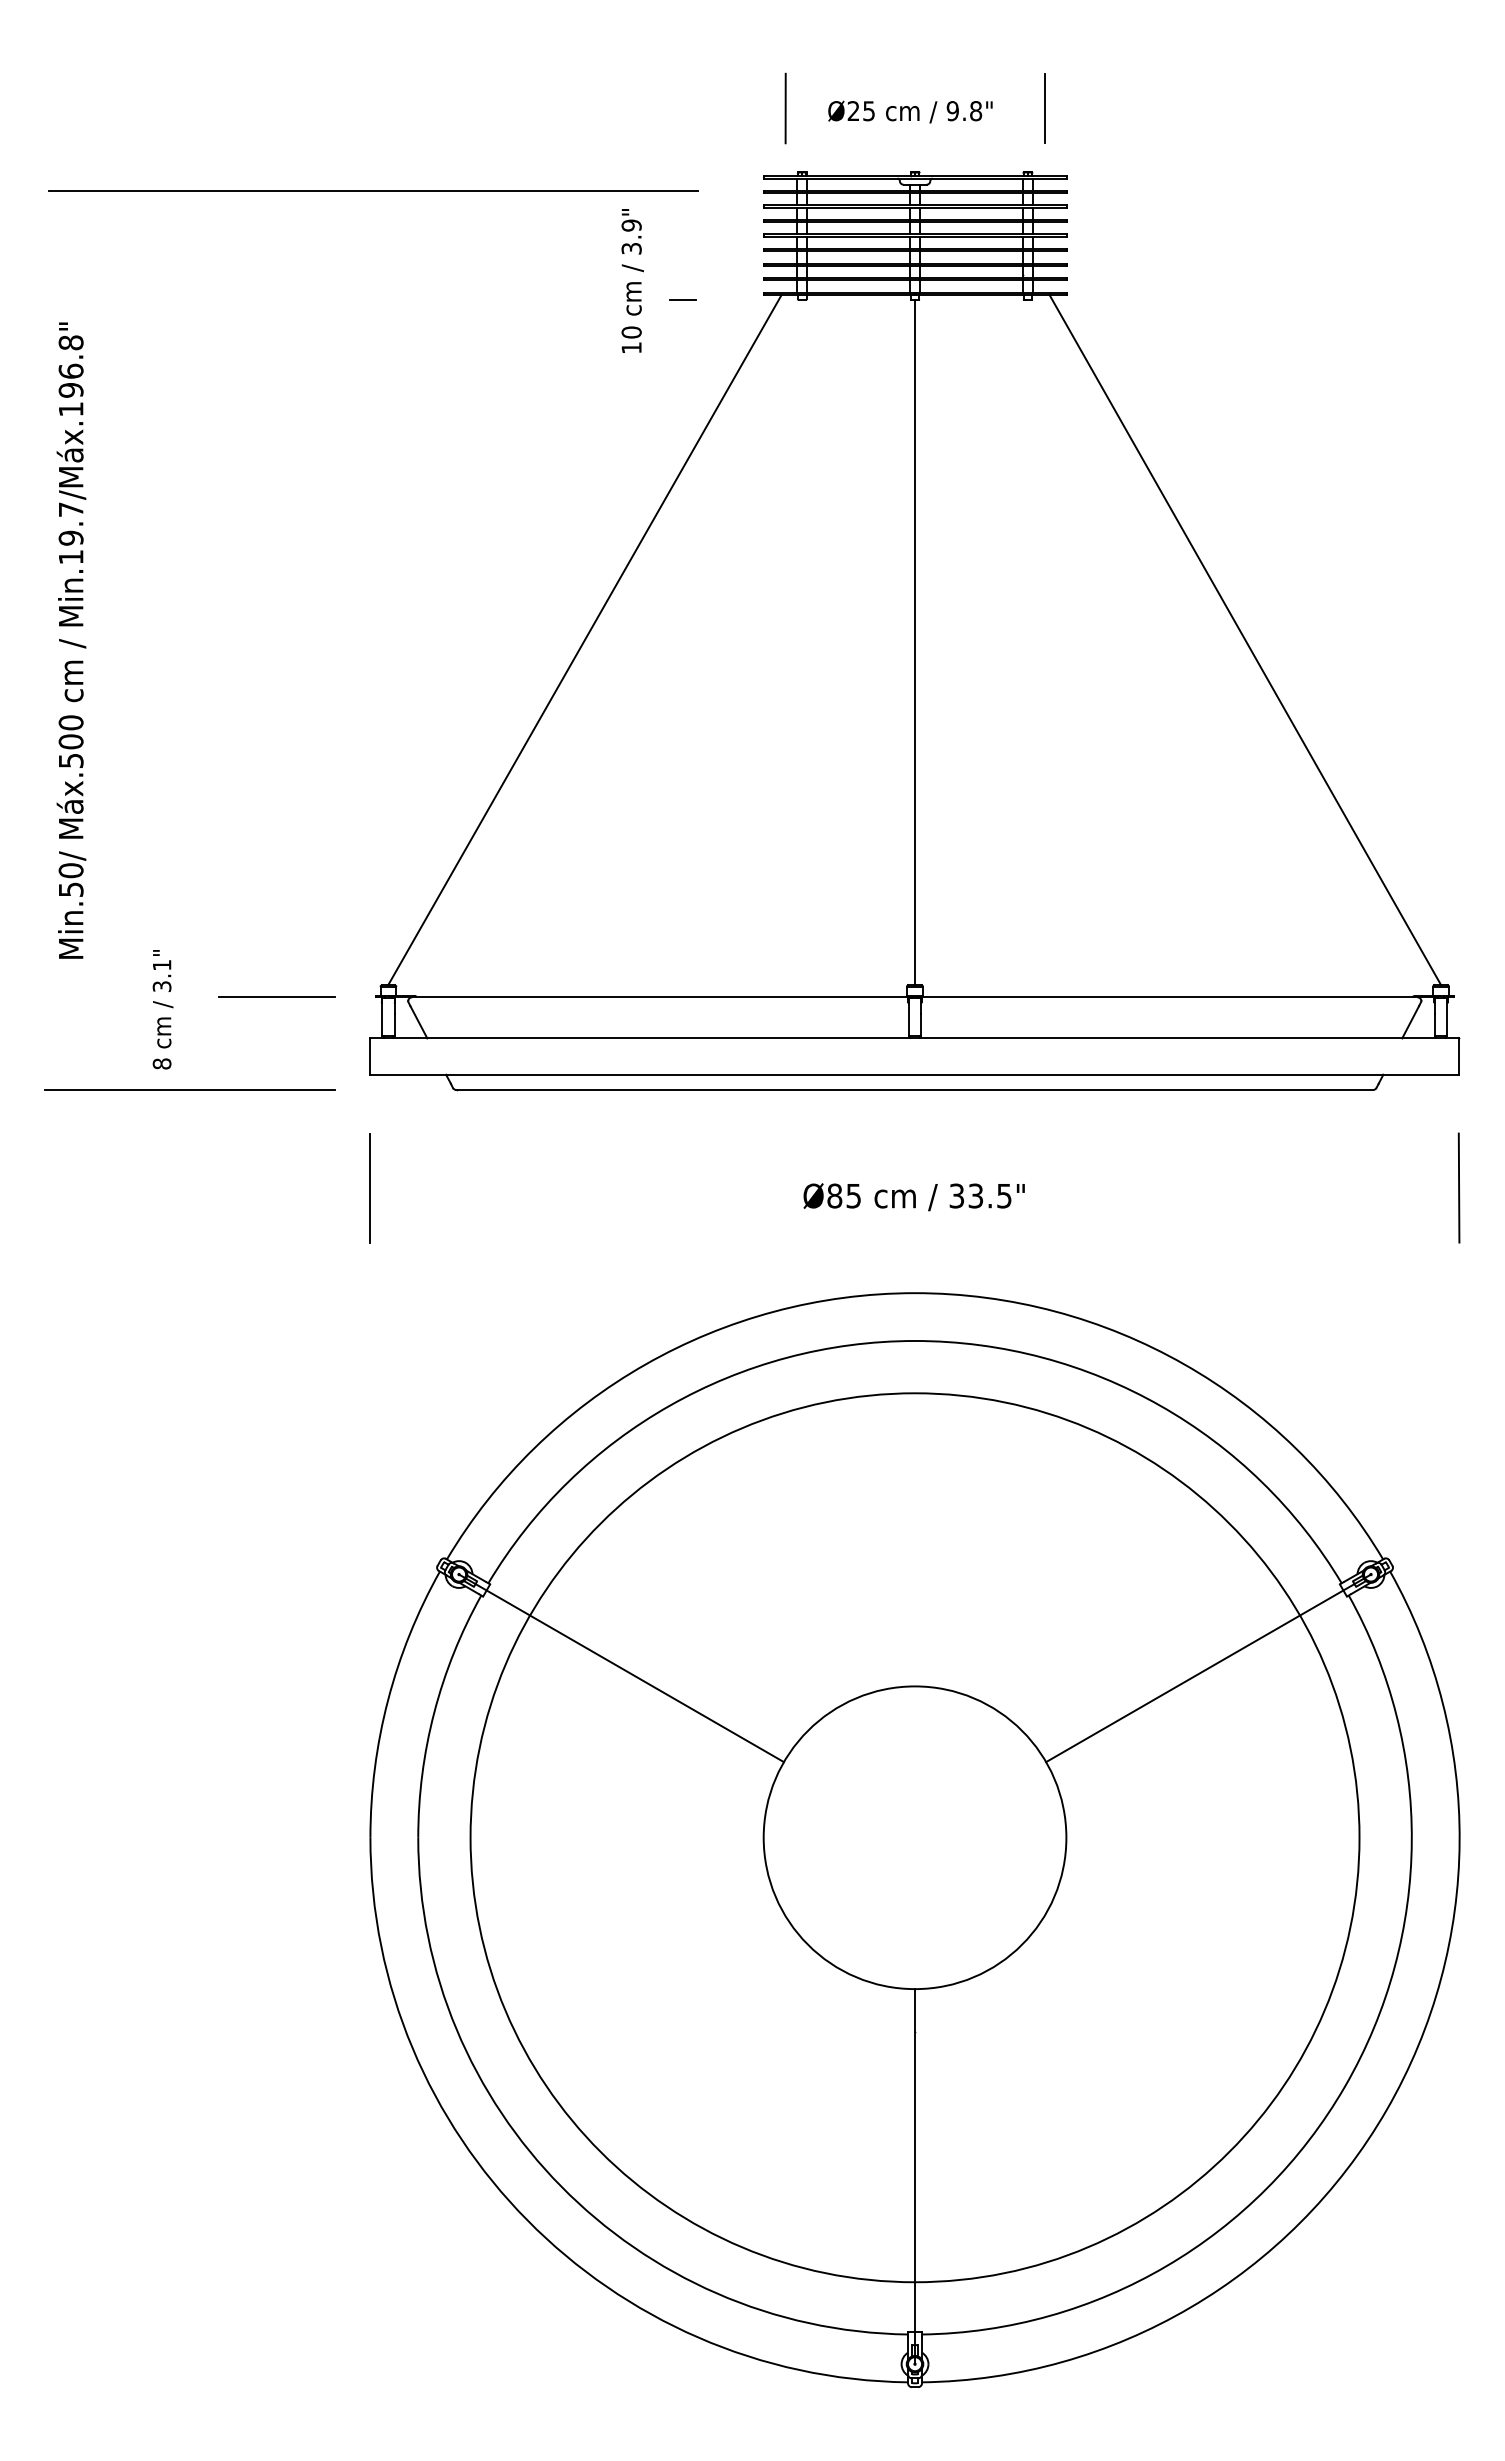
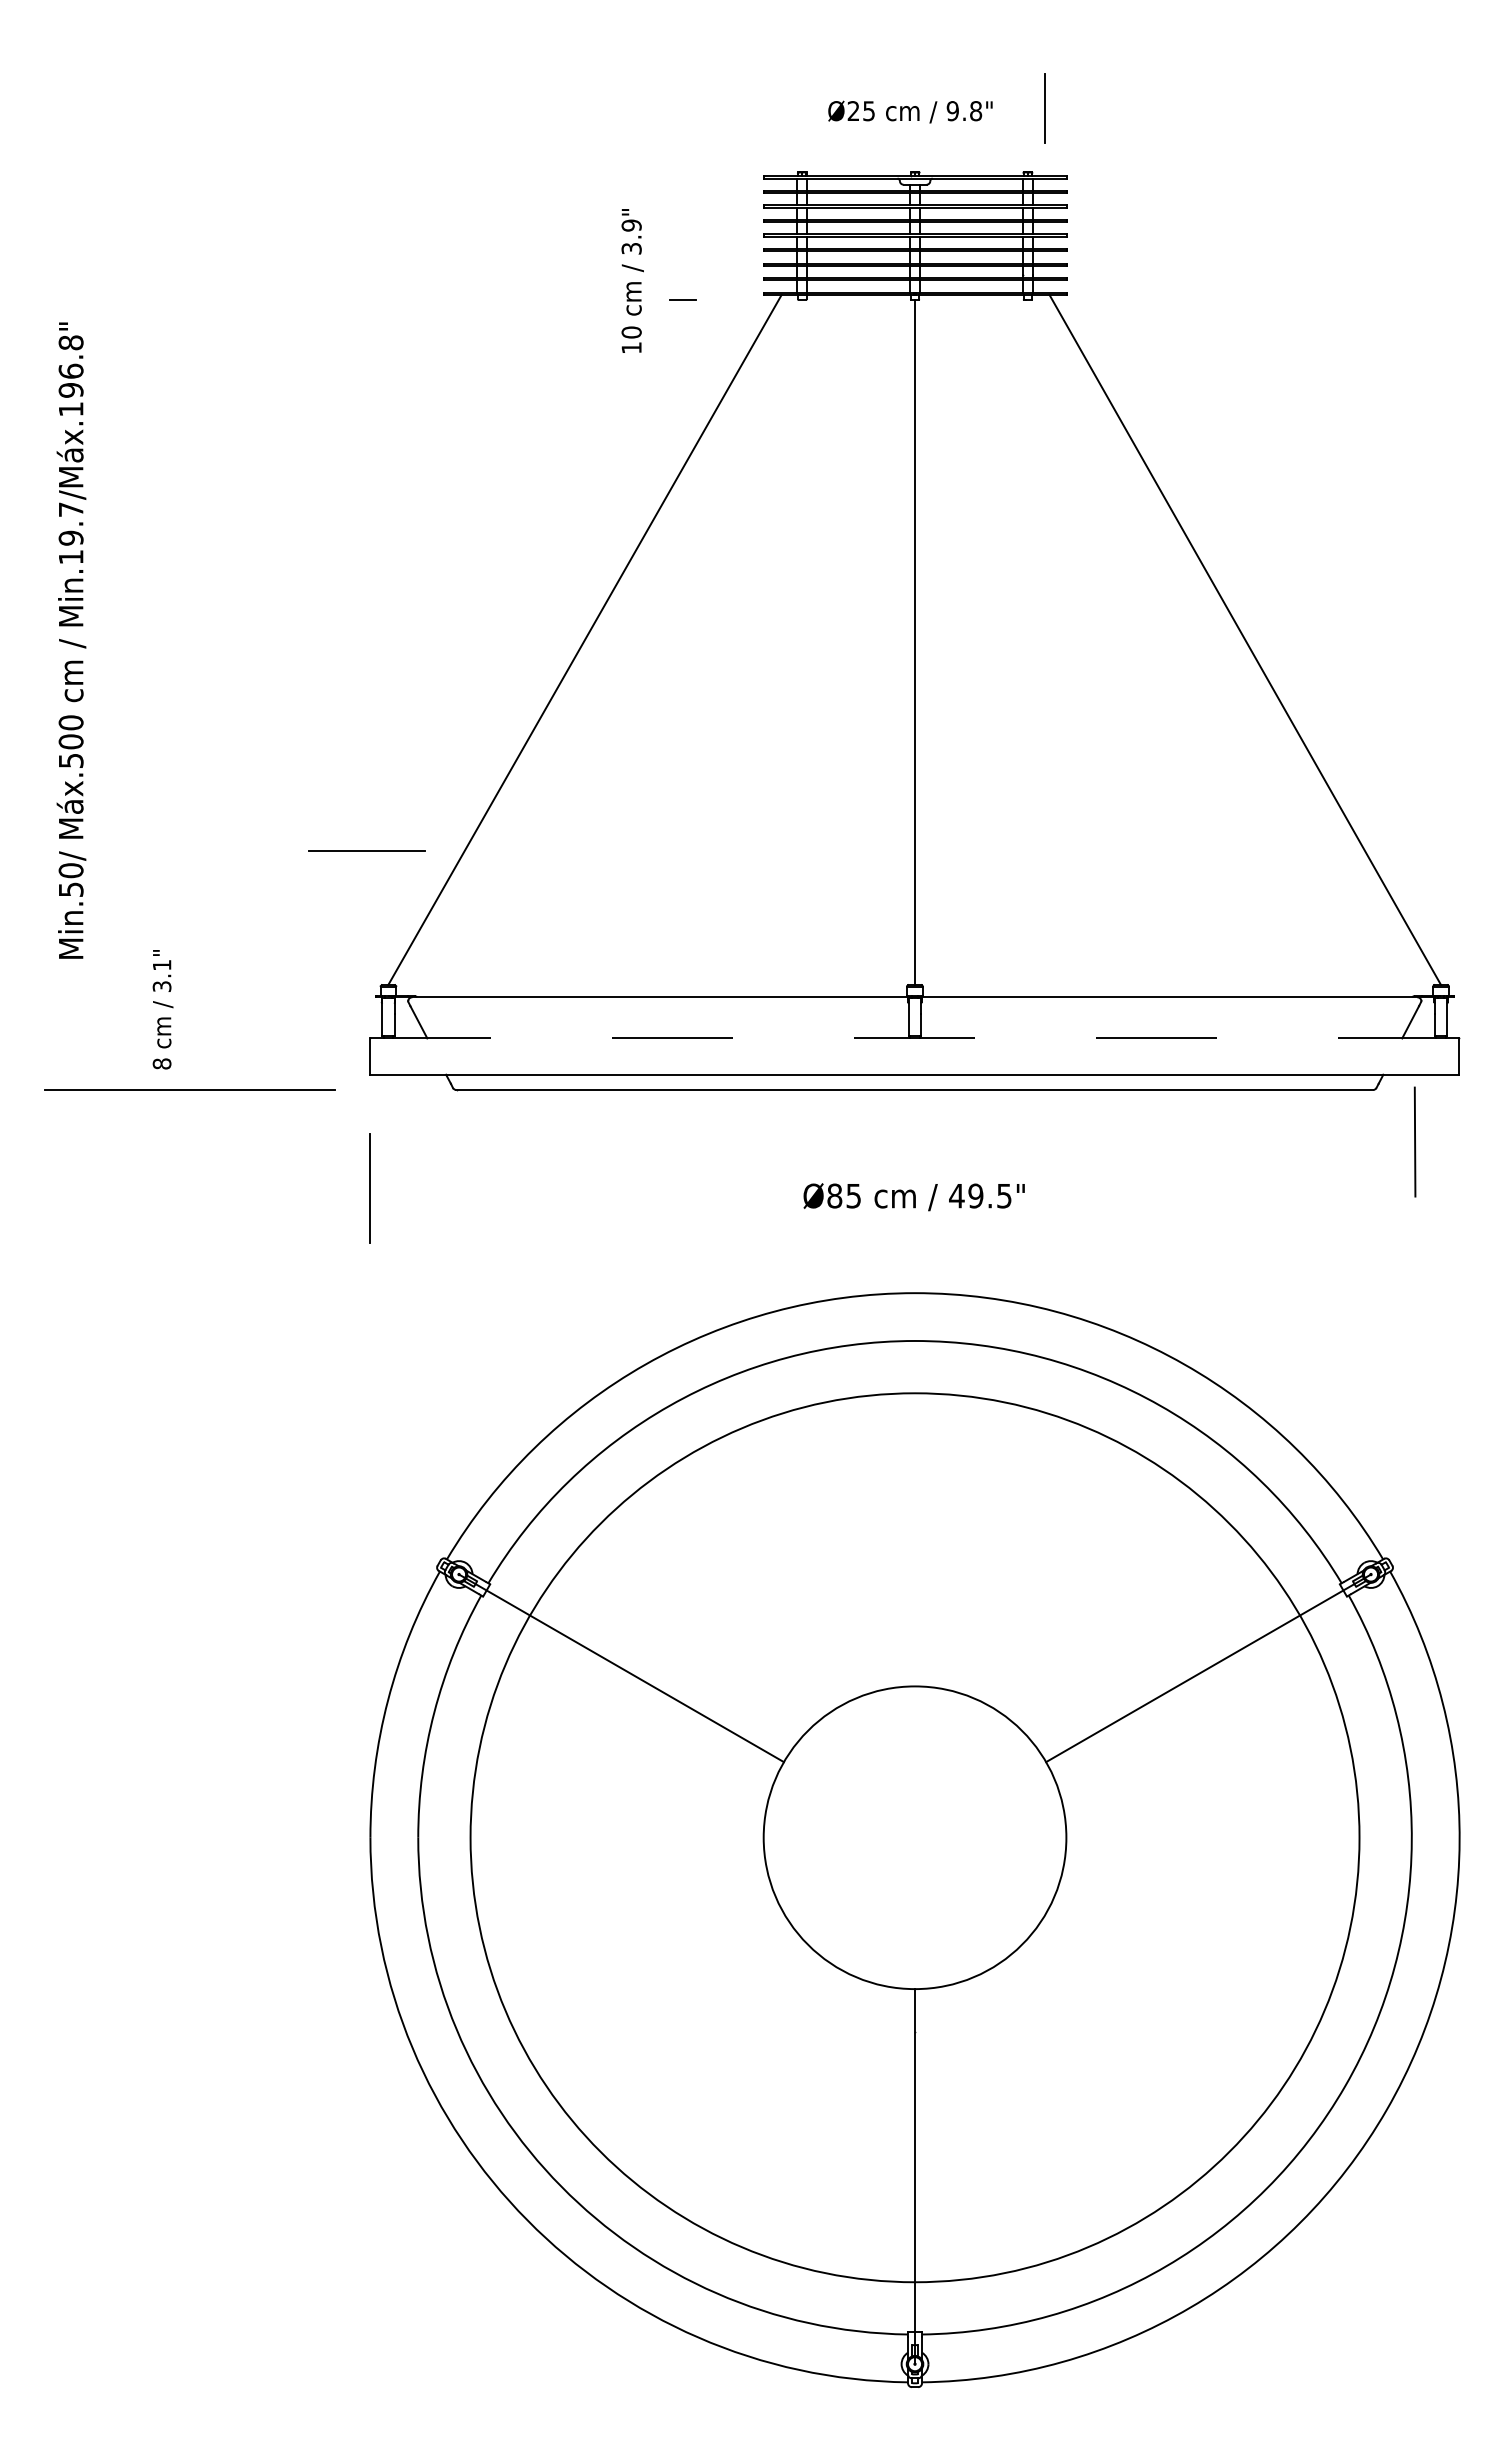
line: present -> none (785, 108)
line: present -> none (372, 191)
line position: (276, 996) -> (366, 850) (366, 850)
line: solid -> dashed (914, 1038)
line position: (1458, 1187) -> (1414, 1141) (1414, 1141)
text: 33.5" -> 49.5" (966, 1195)
